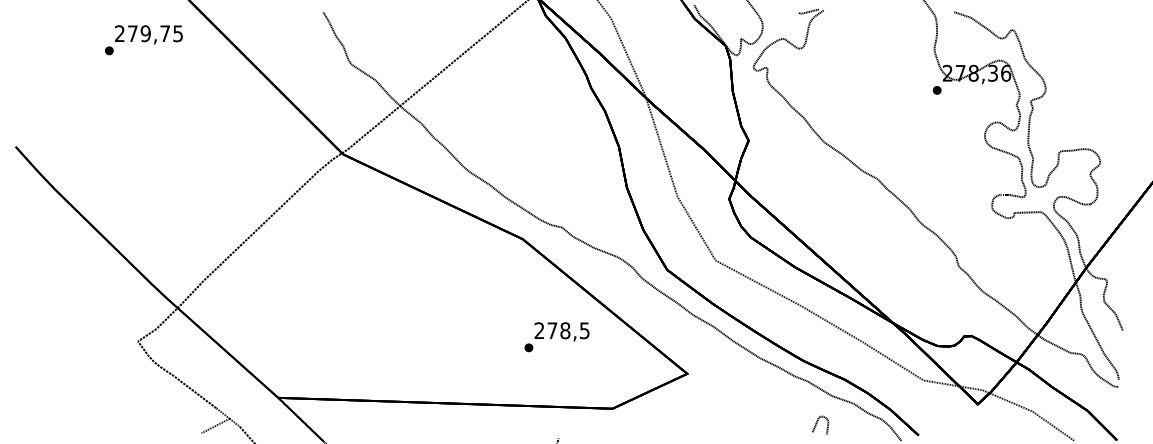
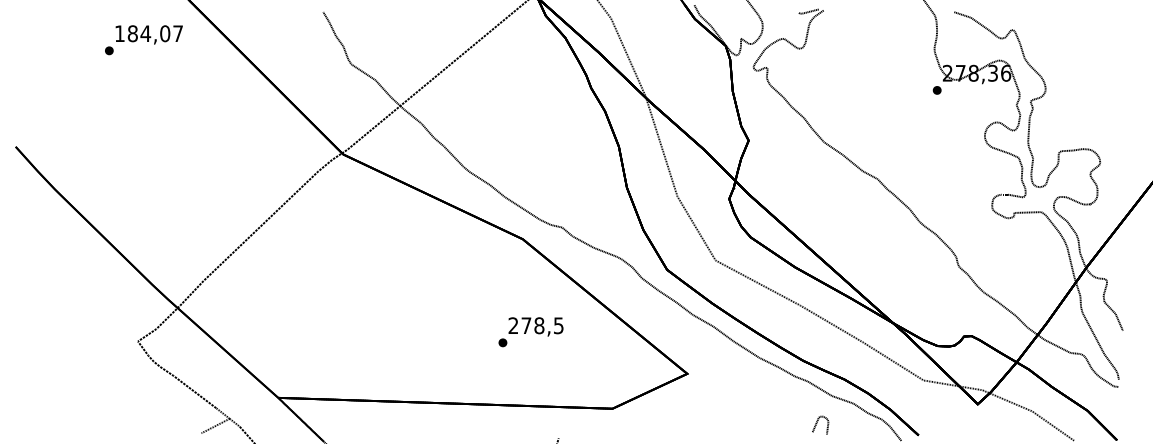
text: 279,75 -> 184,07 (148, 33)
text position: (556, 337) -> (530, 332) (530, 332)
